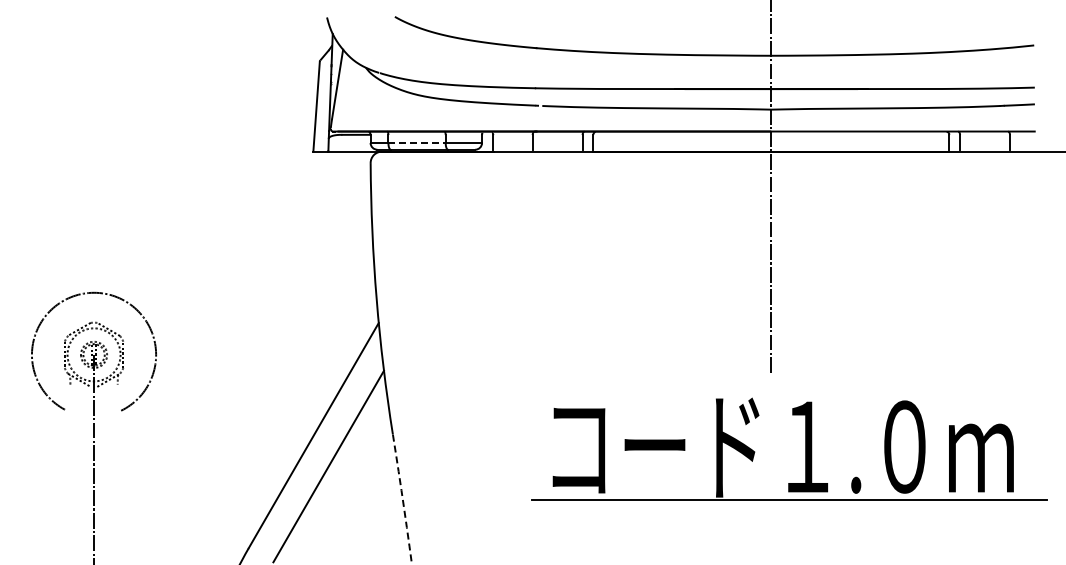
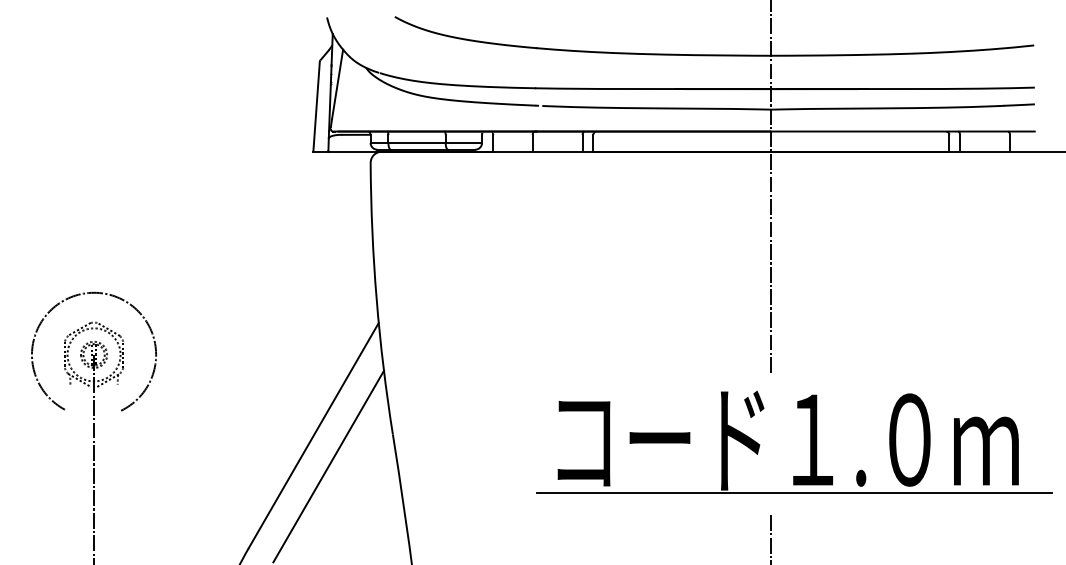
line: dashed -> solid (417, 142)
part position: (805, 448) -> (810, 441) (810, 441)
arc: dashed -> solid (402, 500)
line: none -> present (771, 538)
